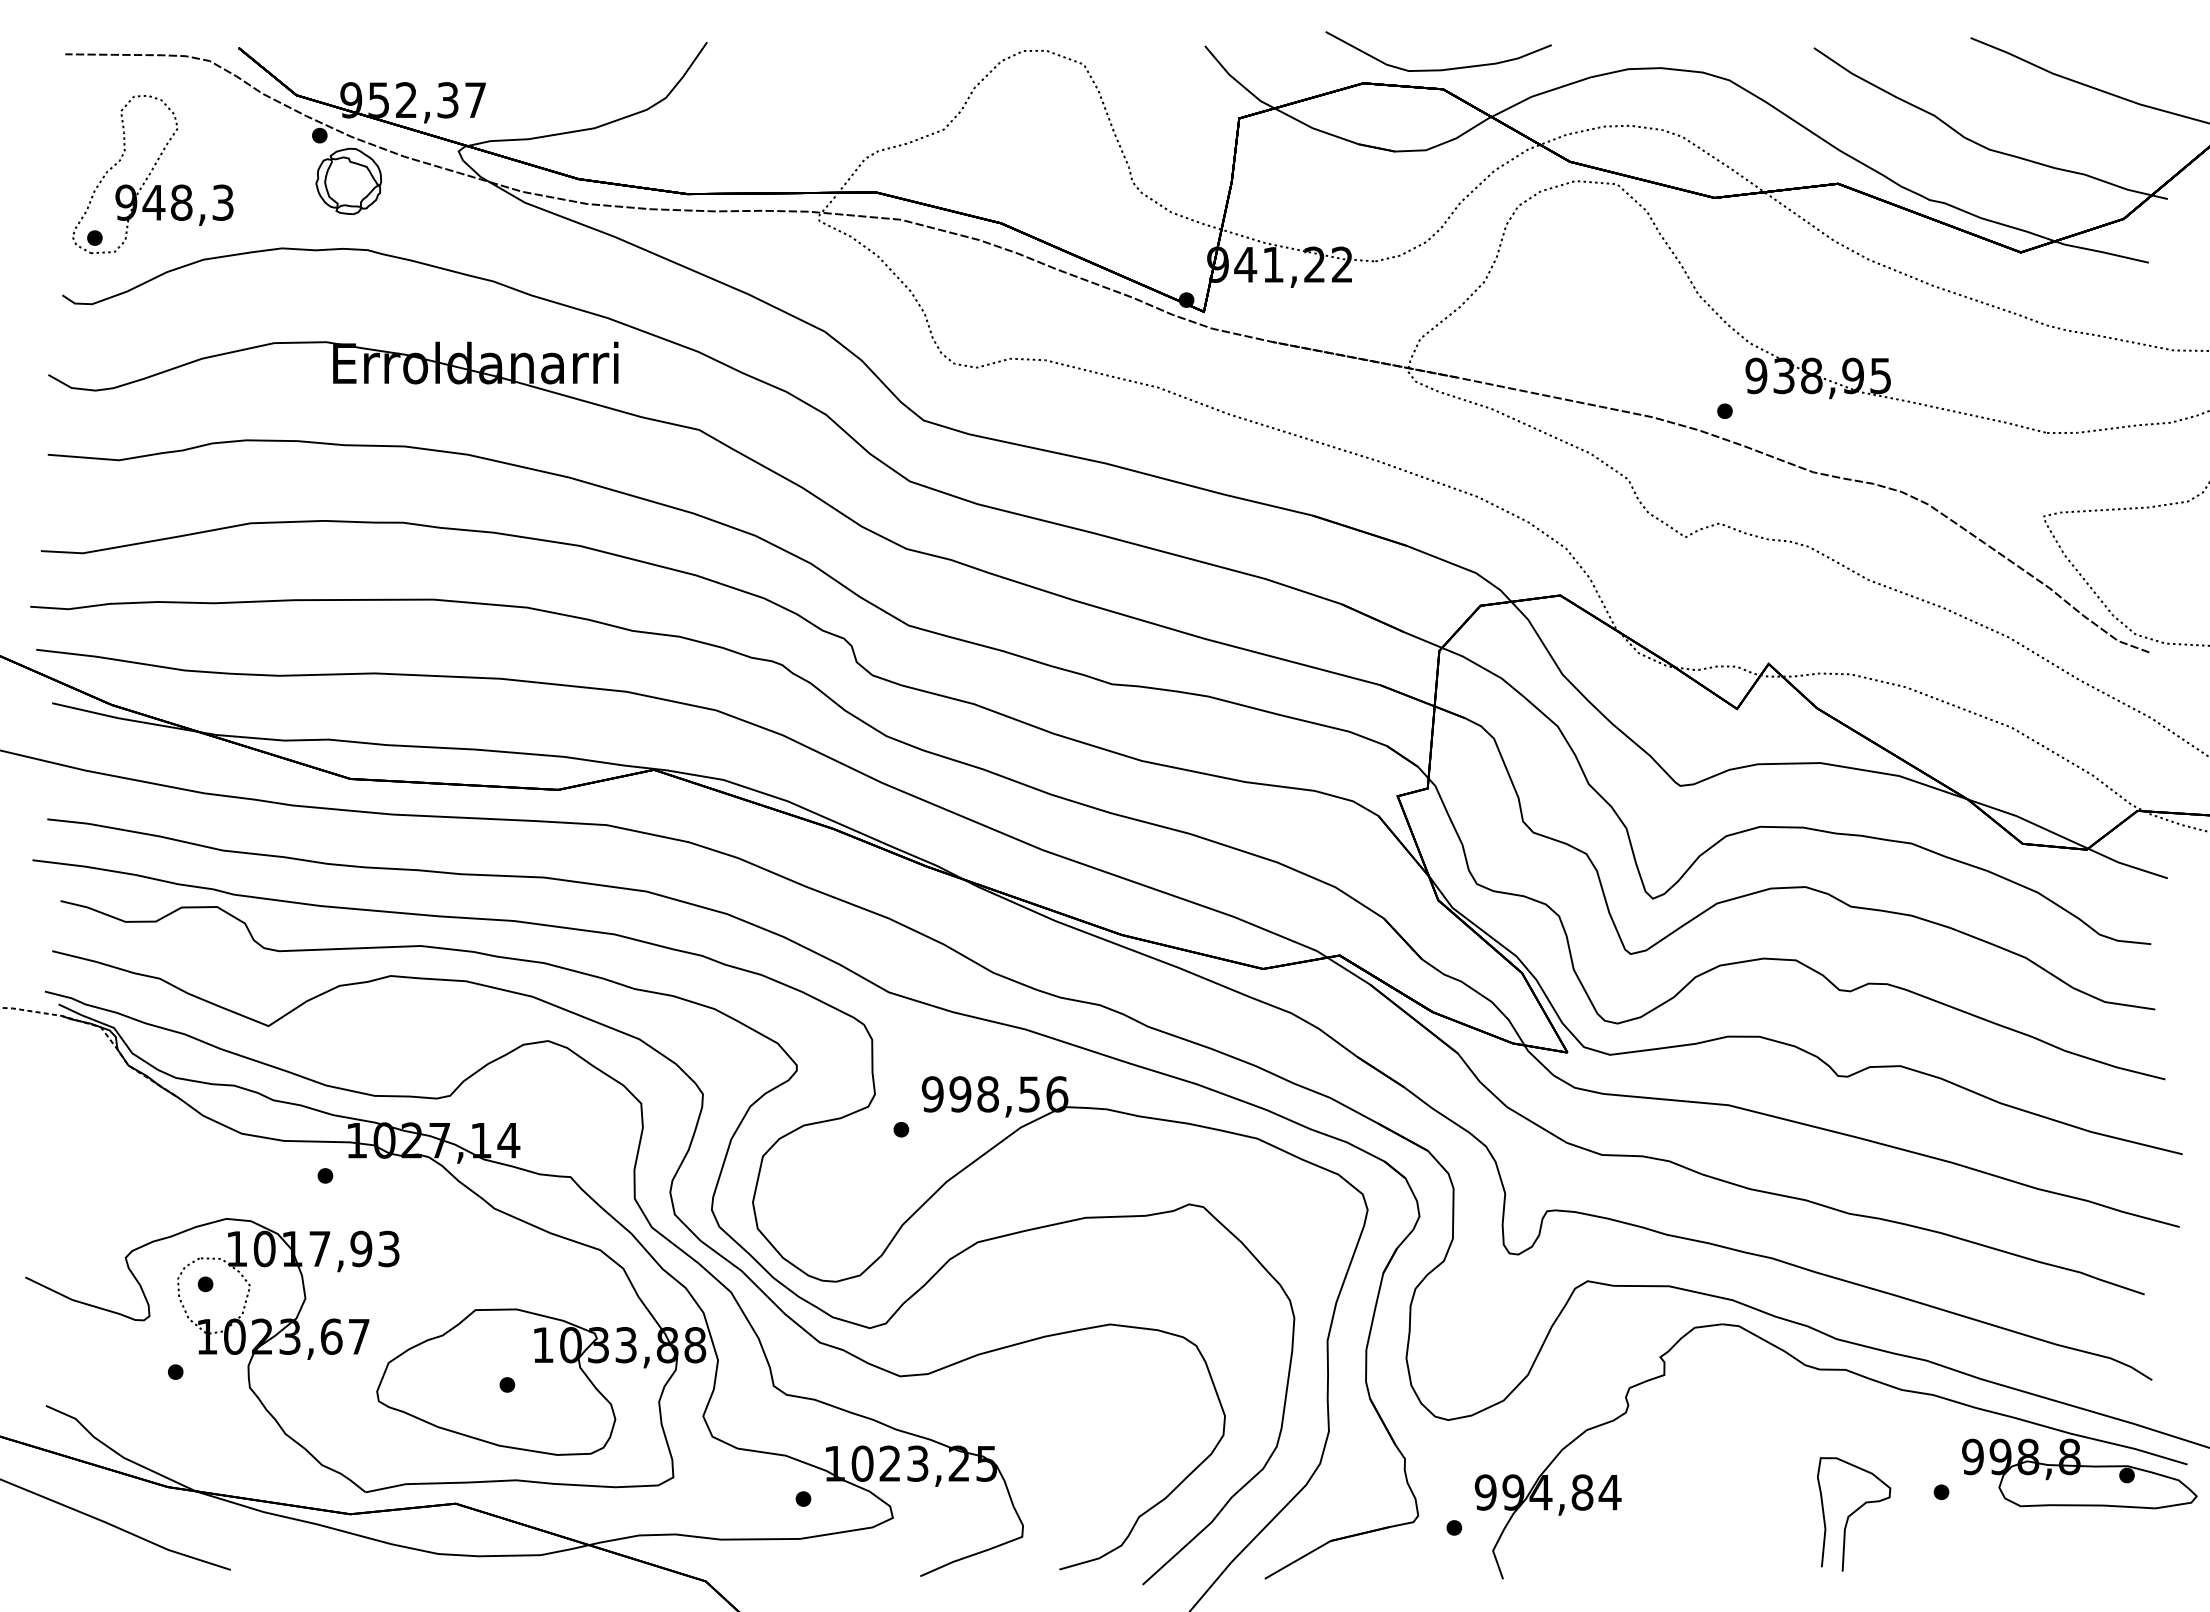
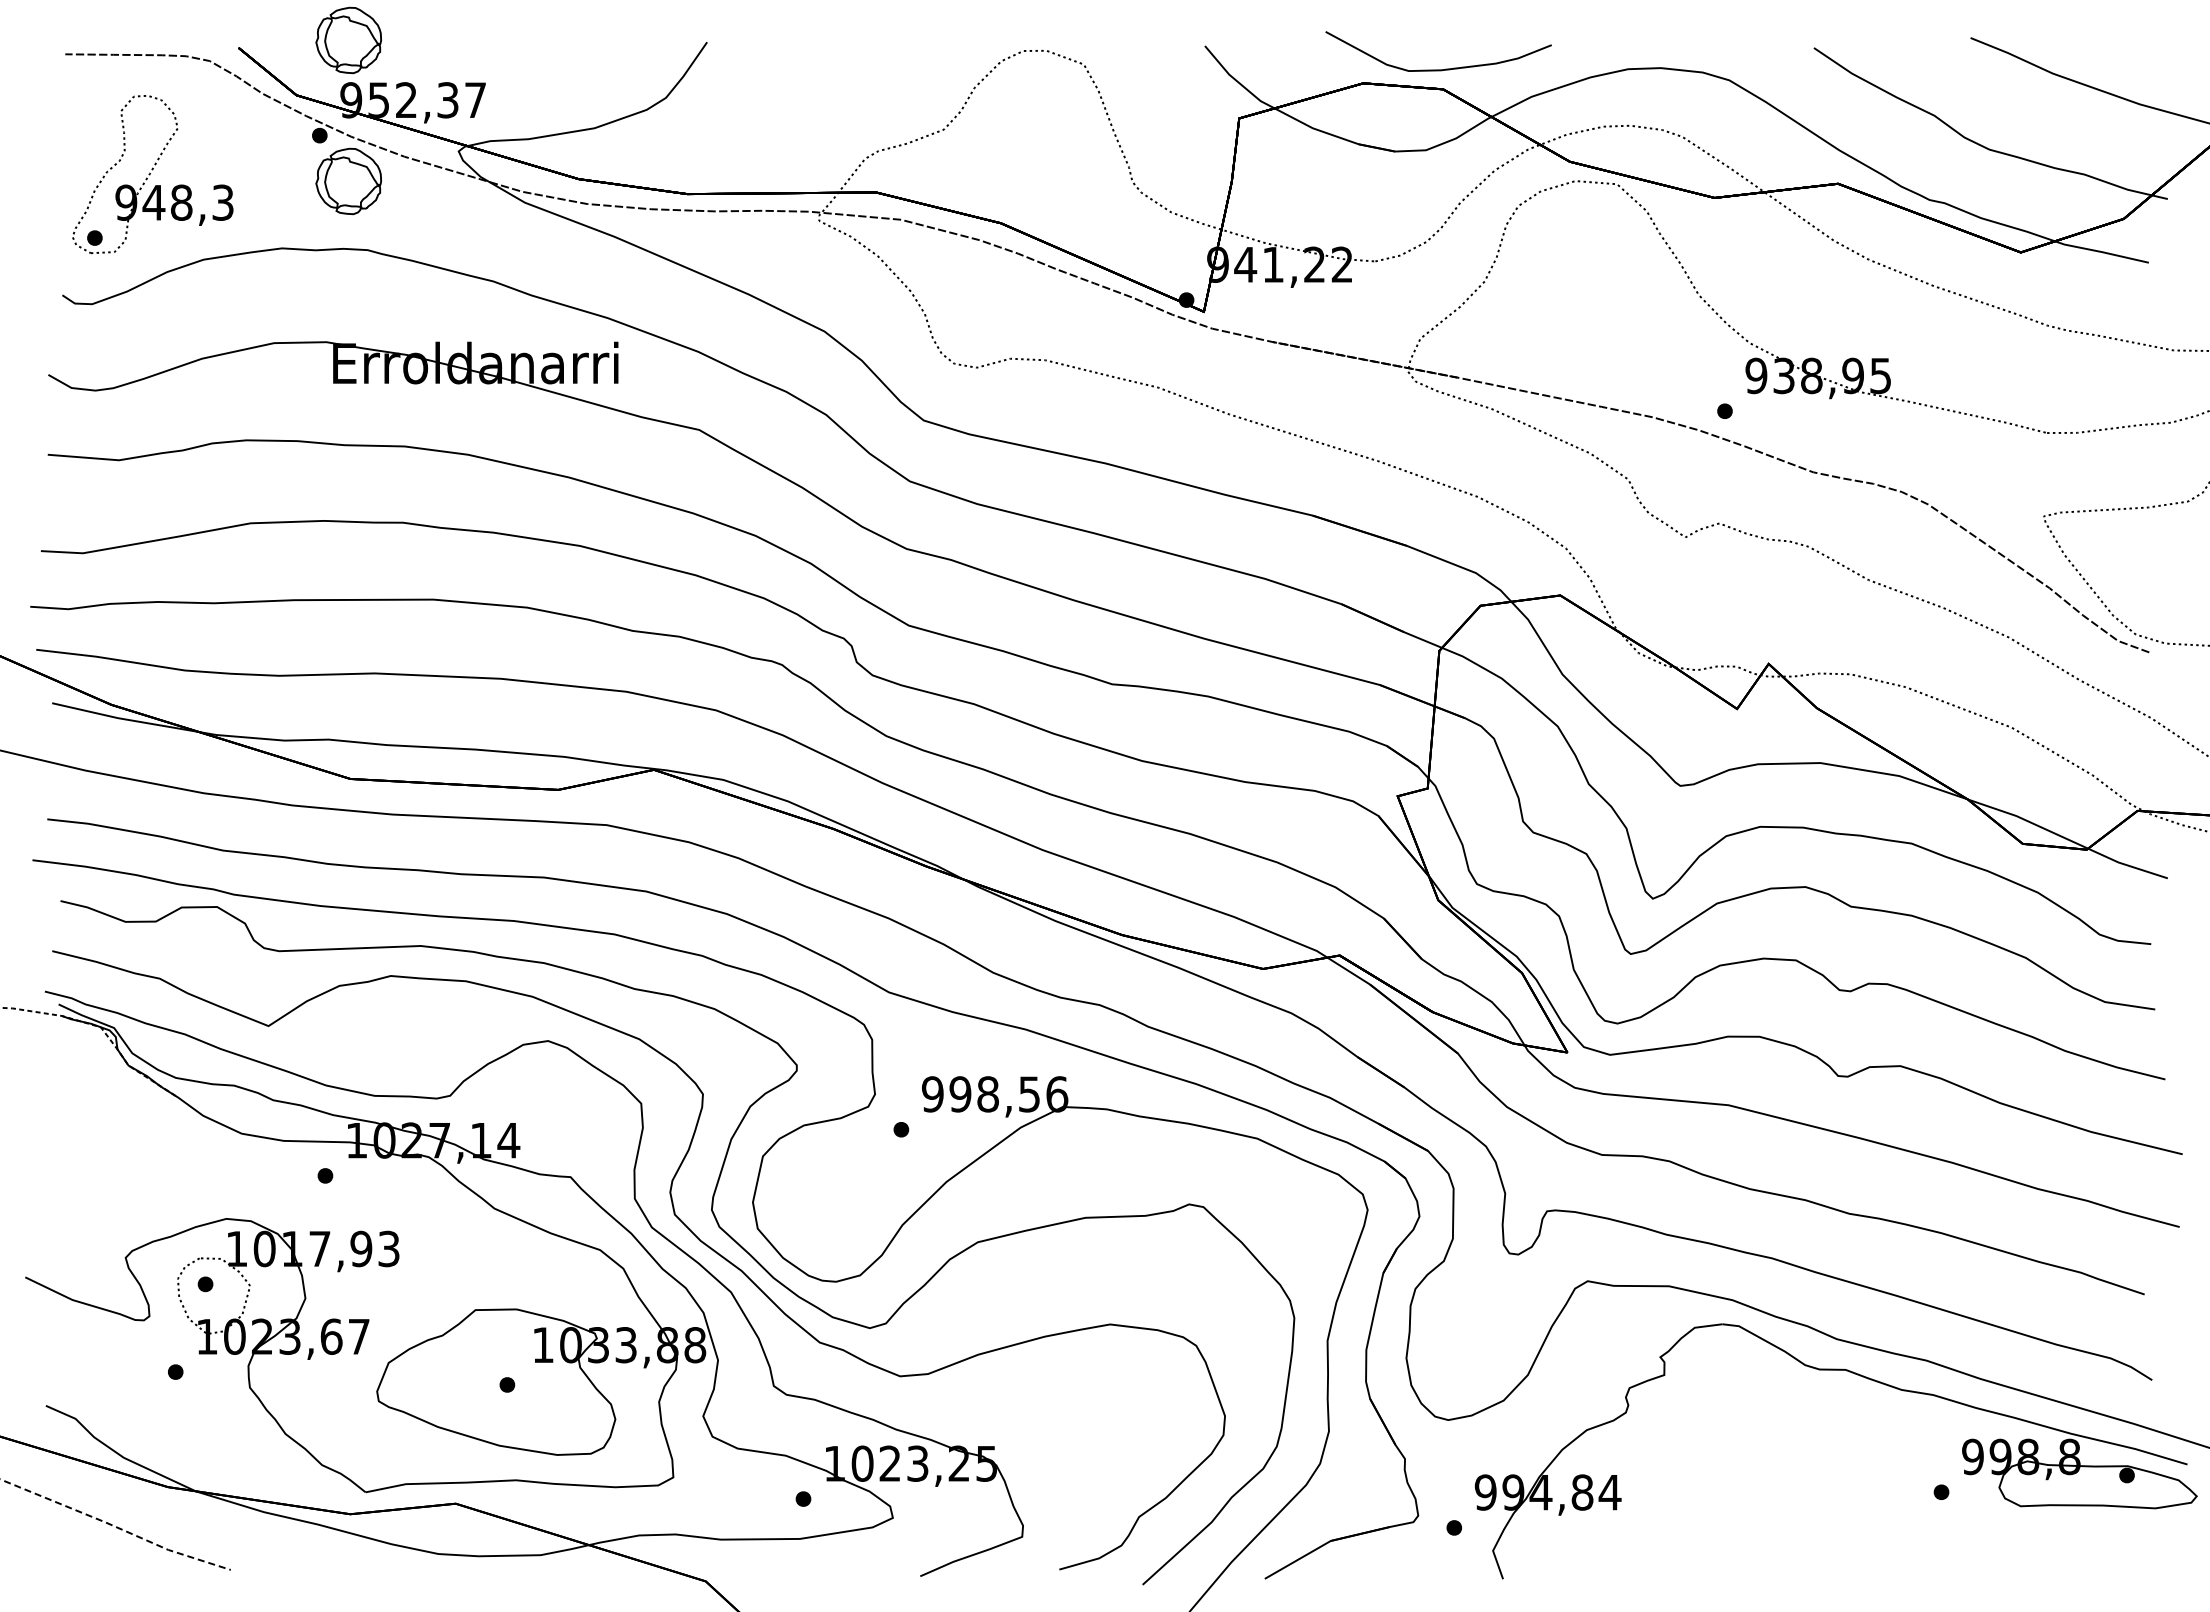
part: none -> present (348, 40)
curve: present -> none (1854, 1513)
line: solid -> dashed (115, 1526)
